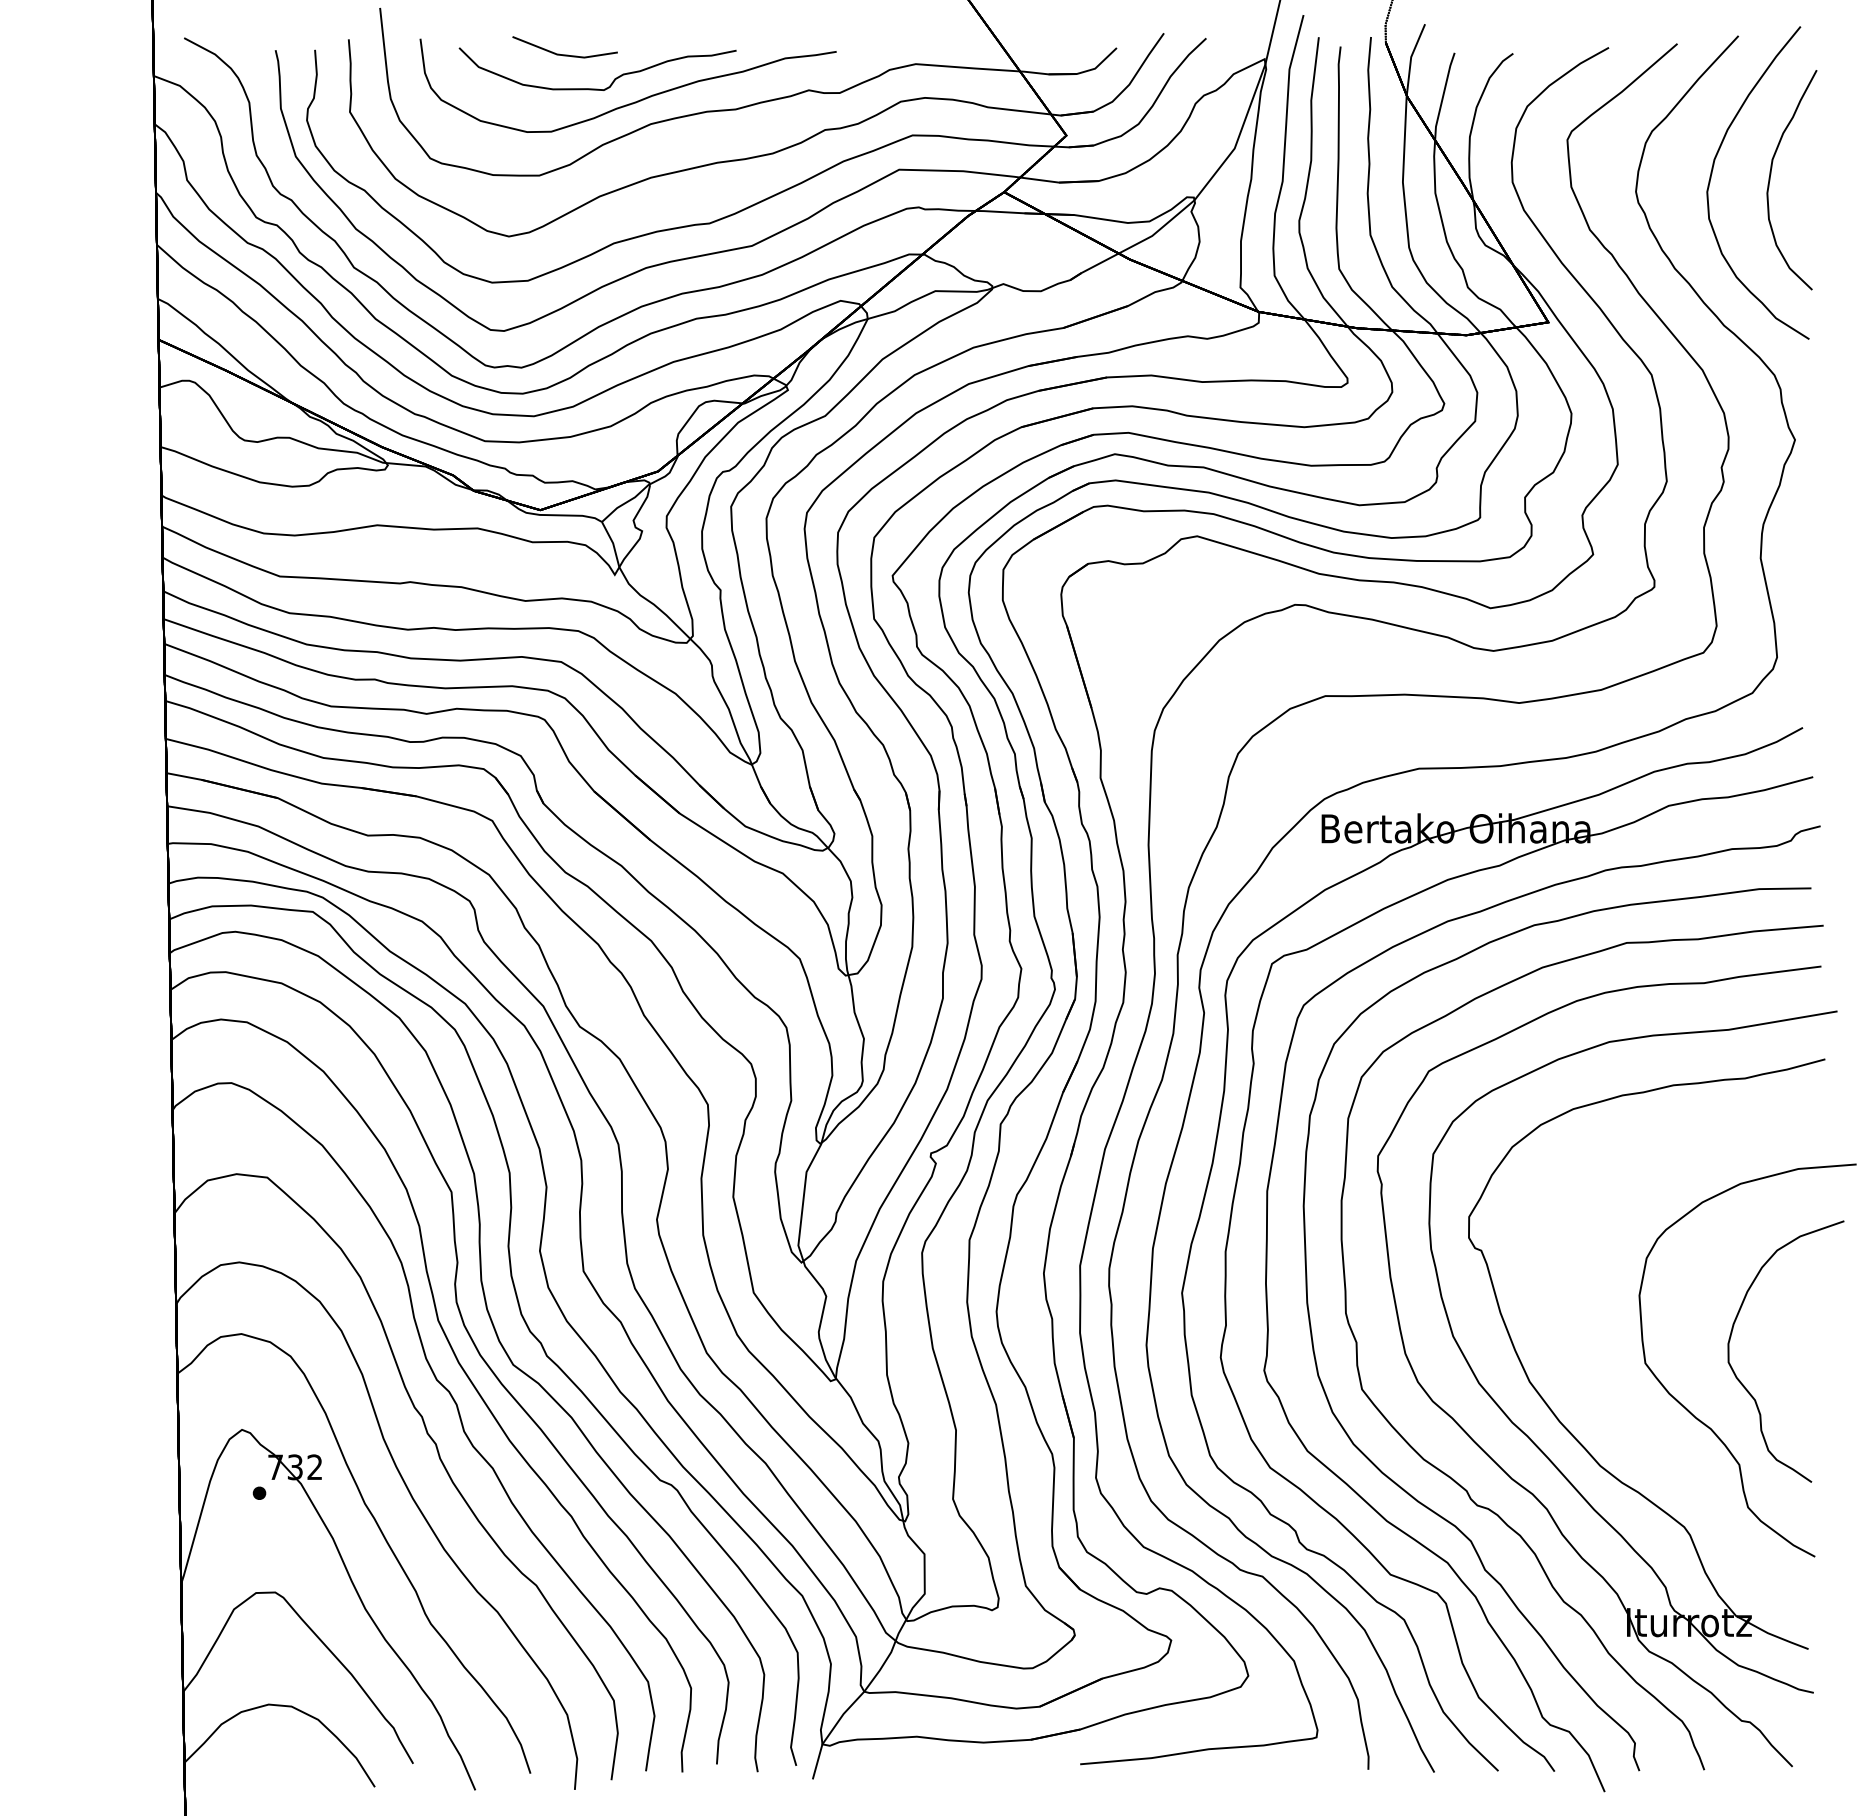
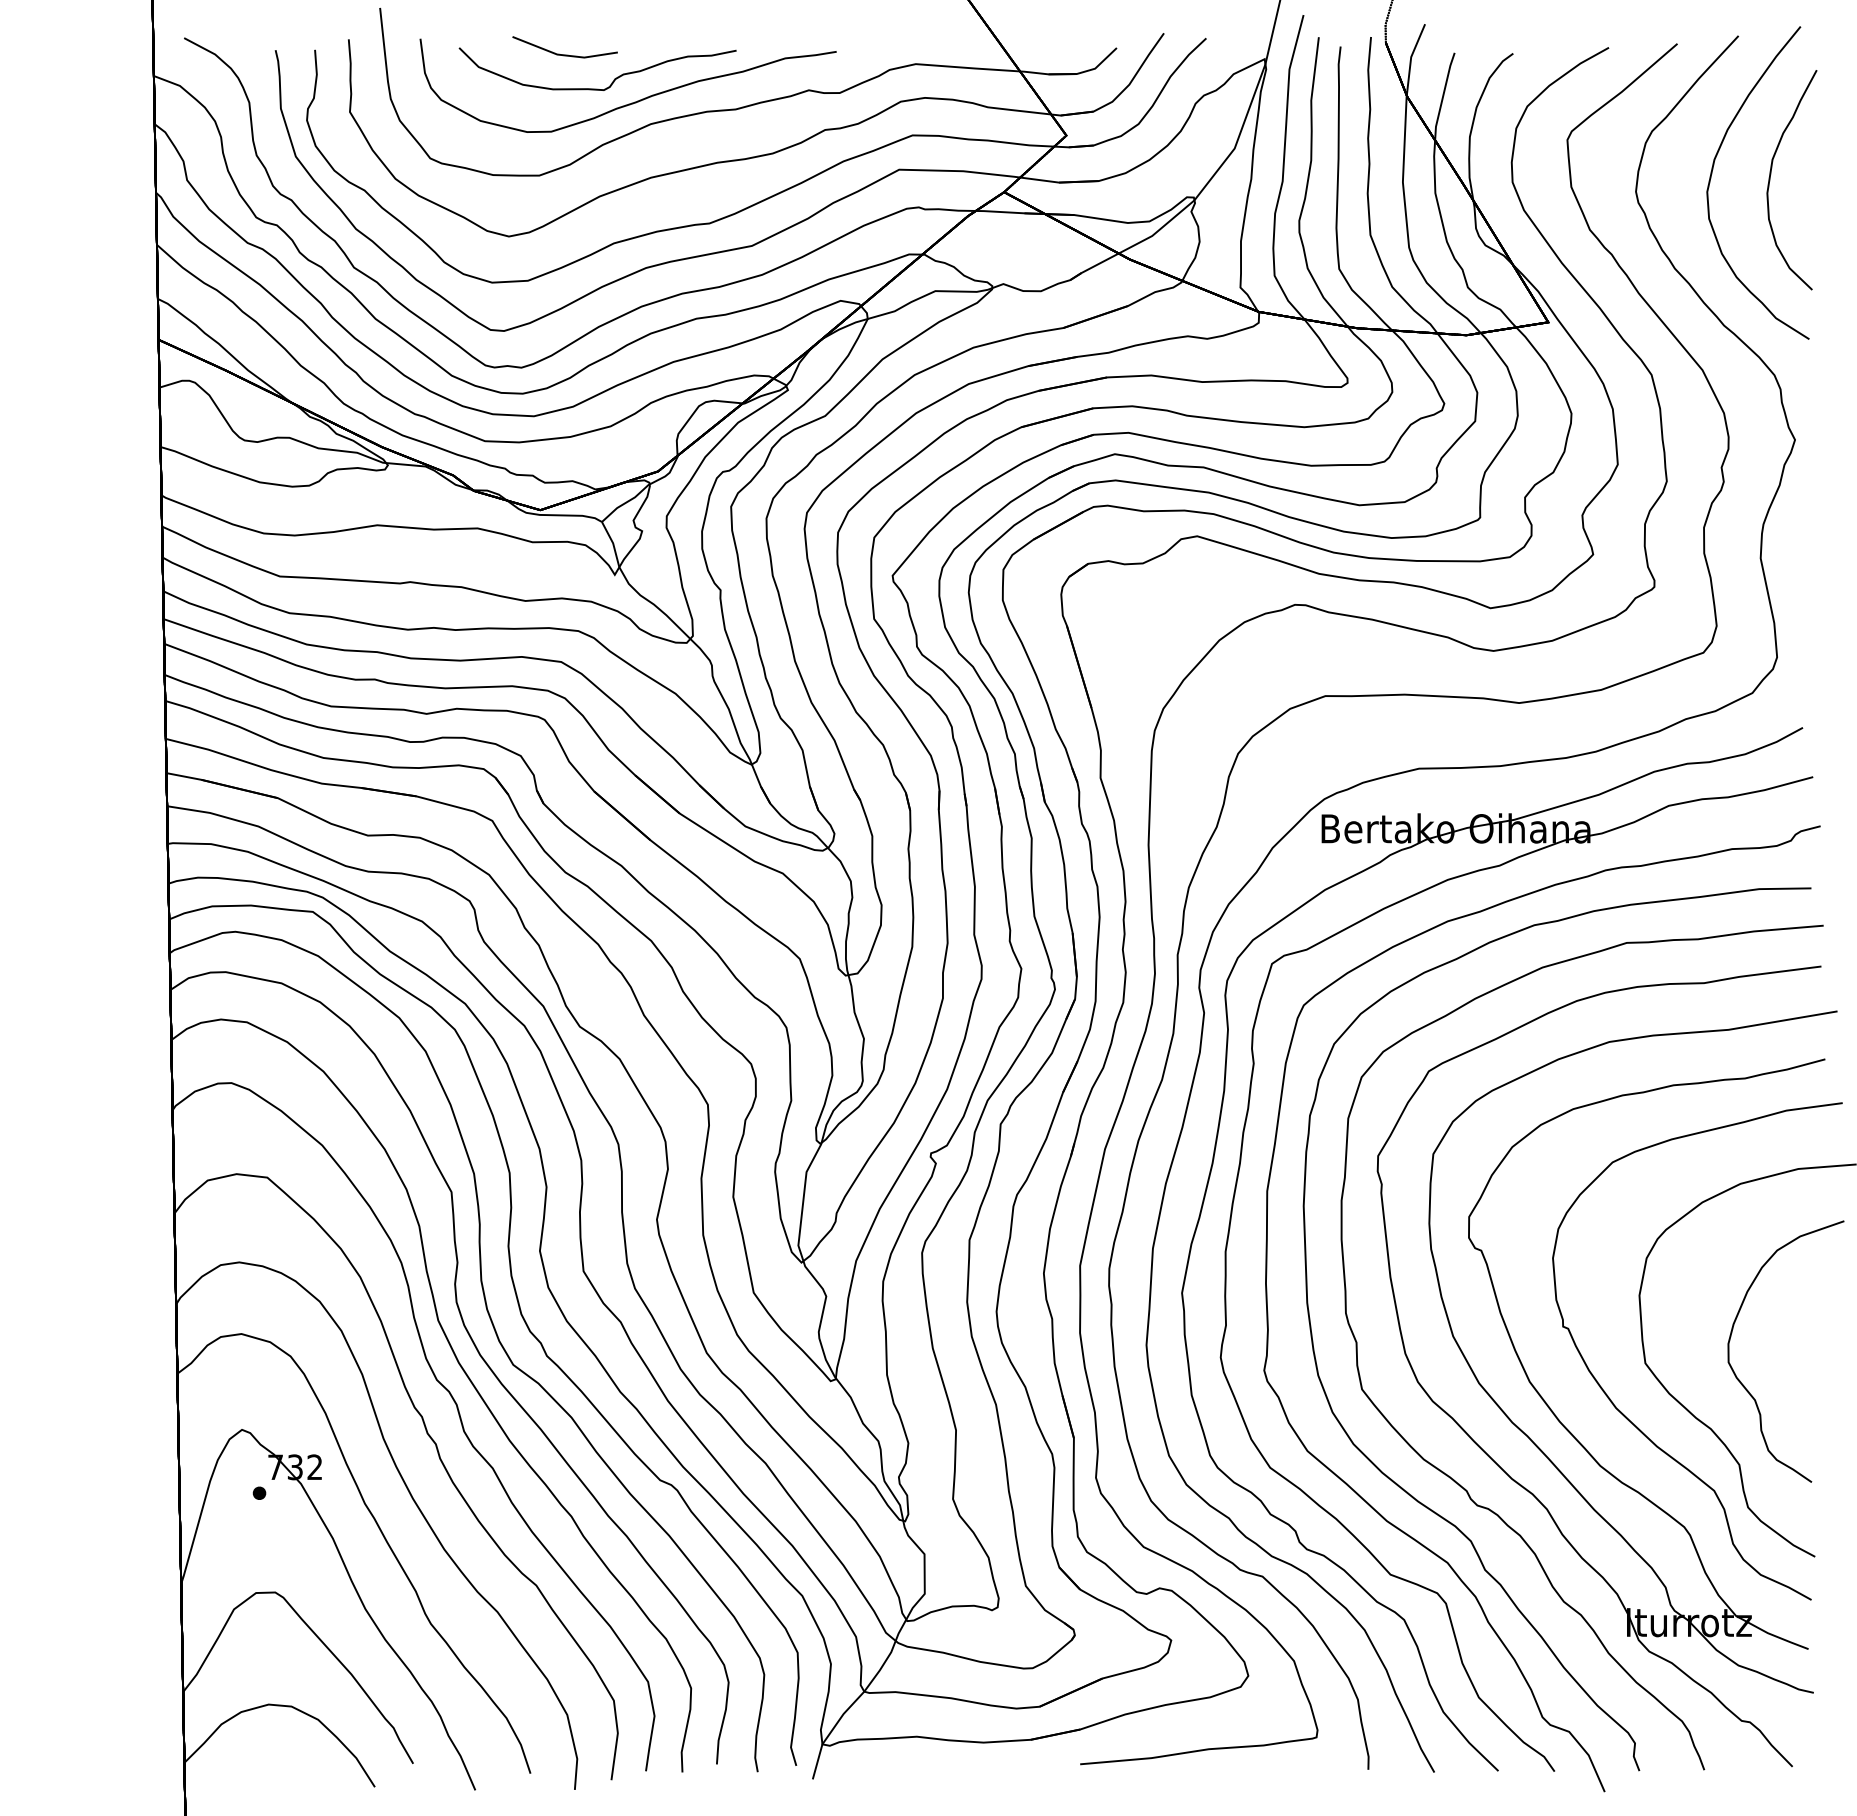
part: none -> present (1636, 1425)
